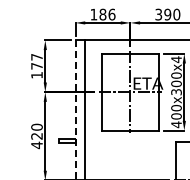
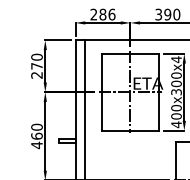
text: 186 -> 286 (93, 14)
text: 177 -> 270 (36, 65)
line: dashed -> solid (75, 110)
text: 420 -> 460 (36, 135)
